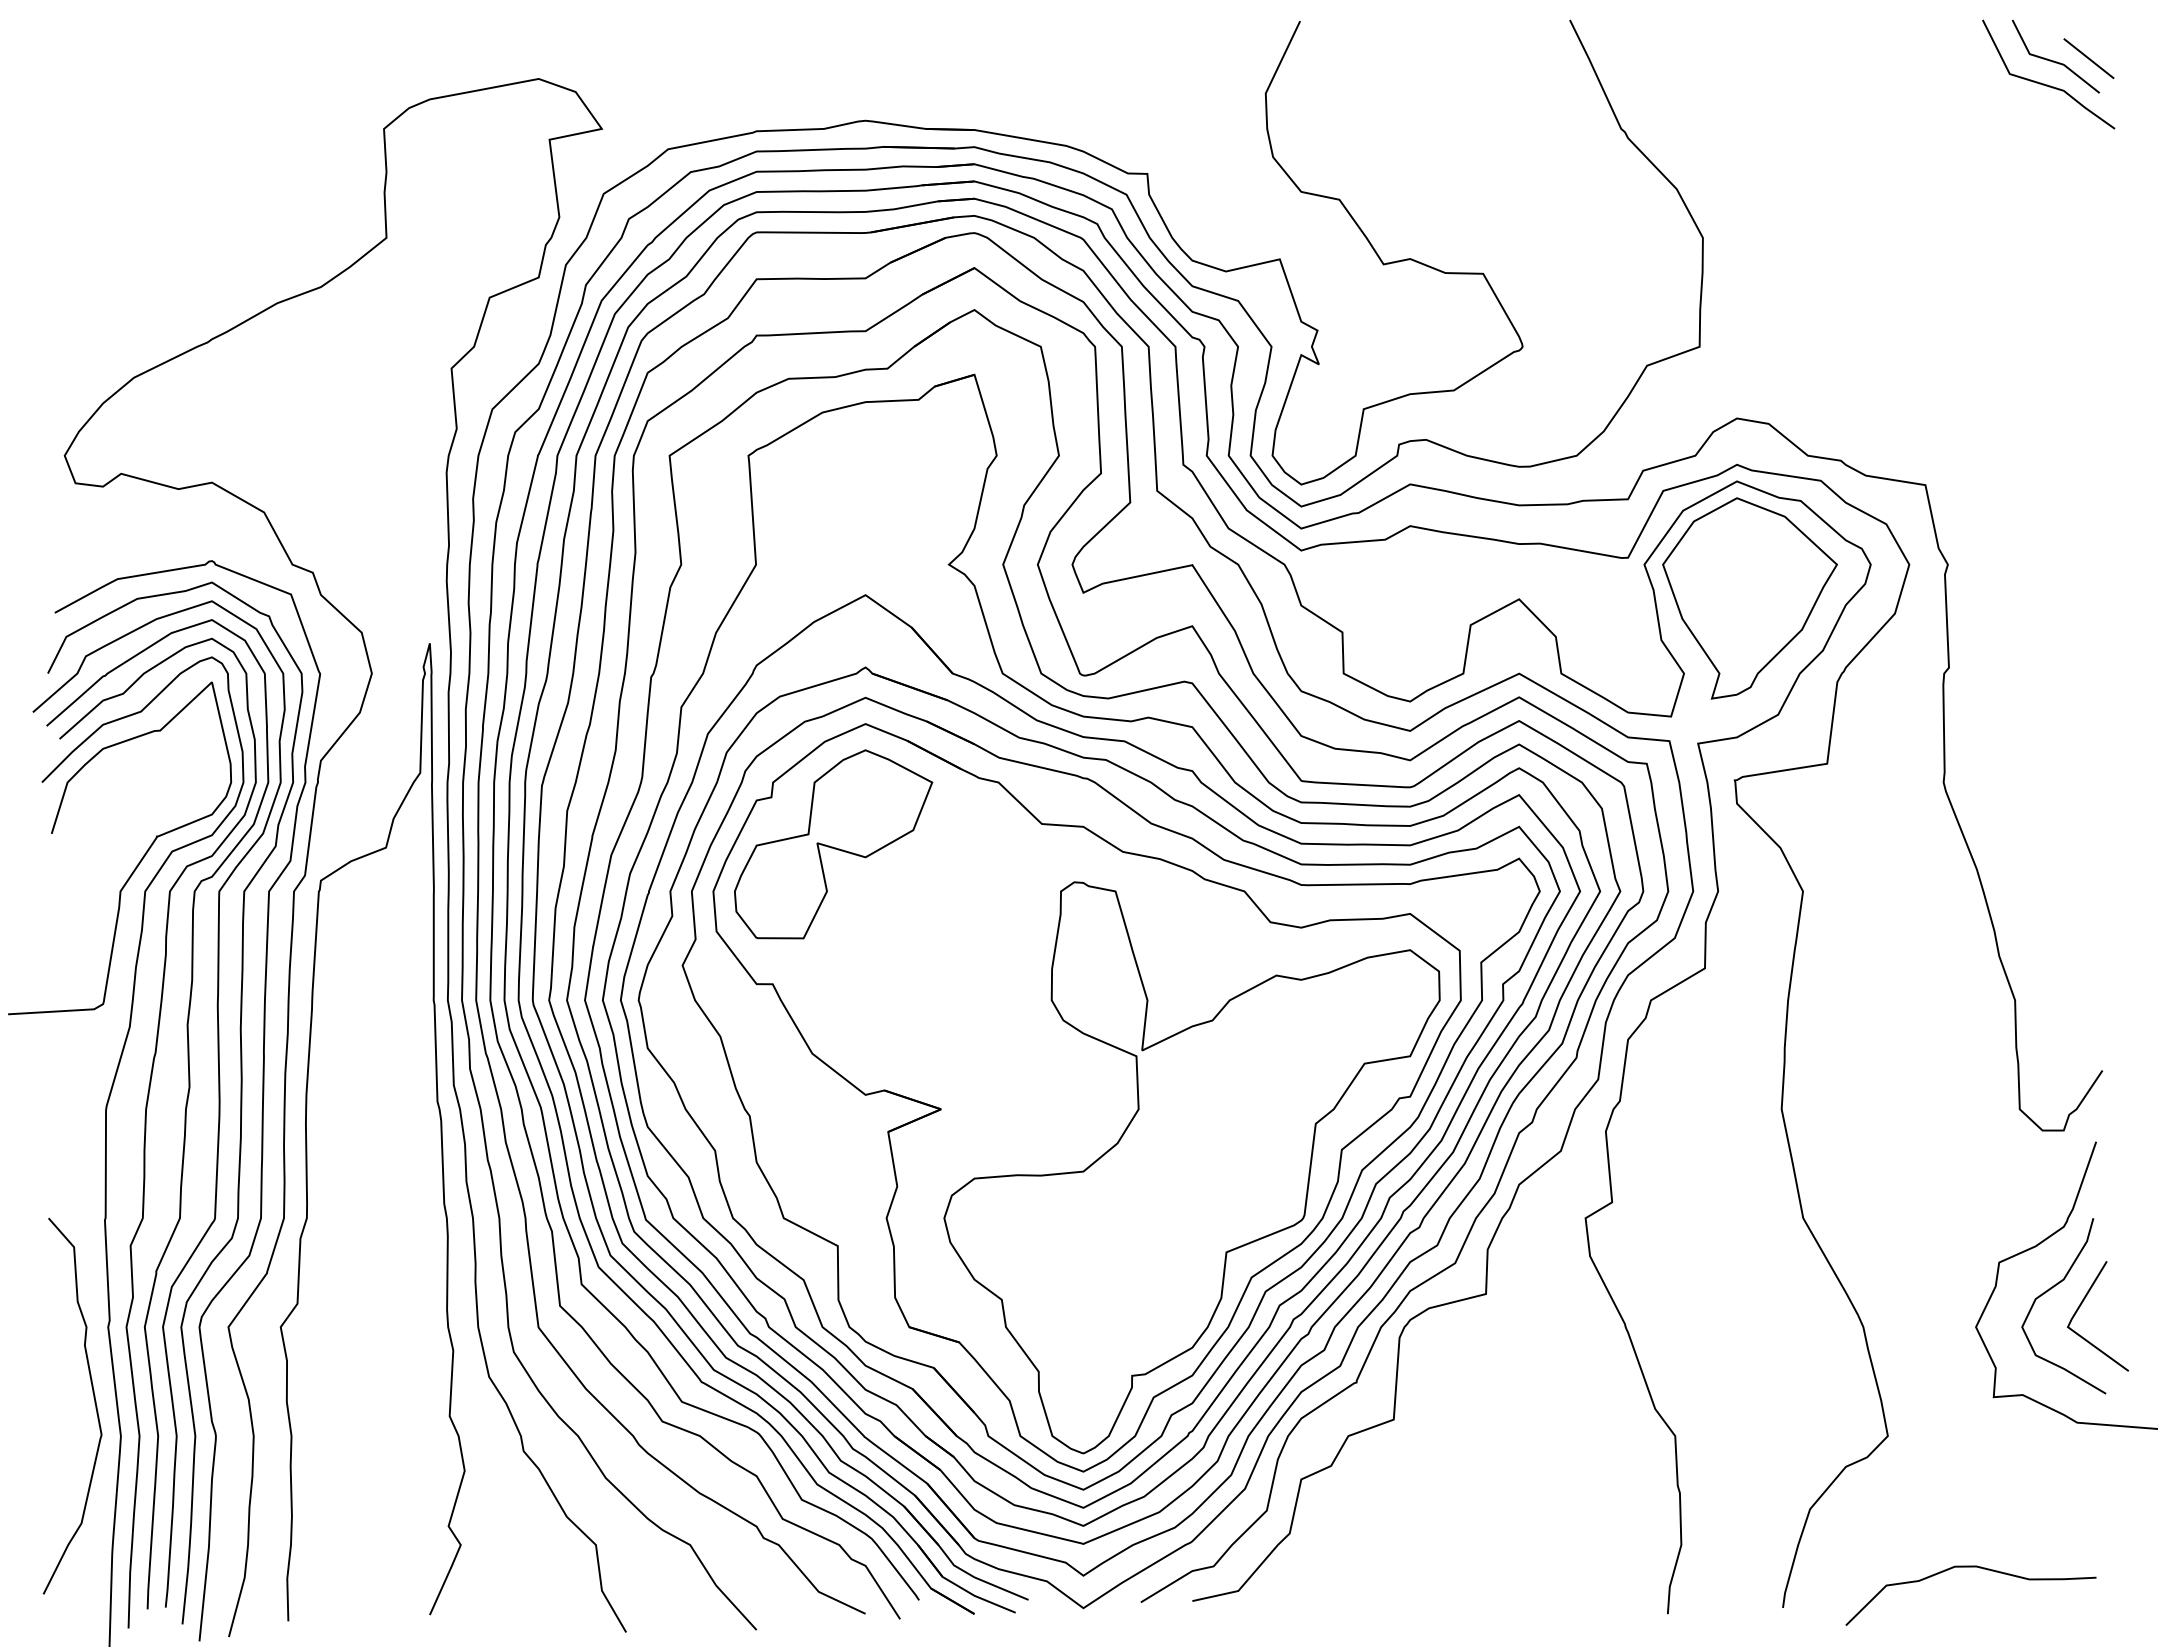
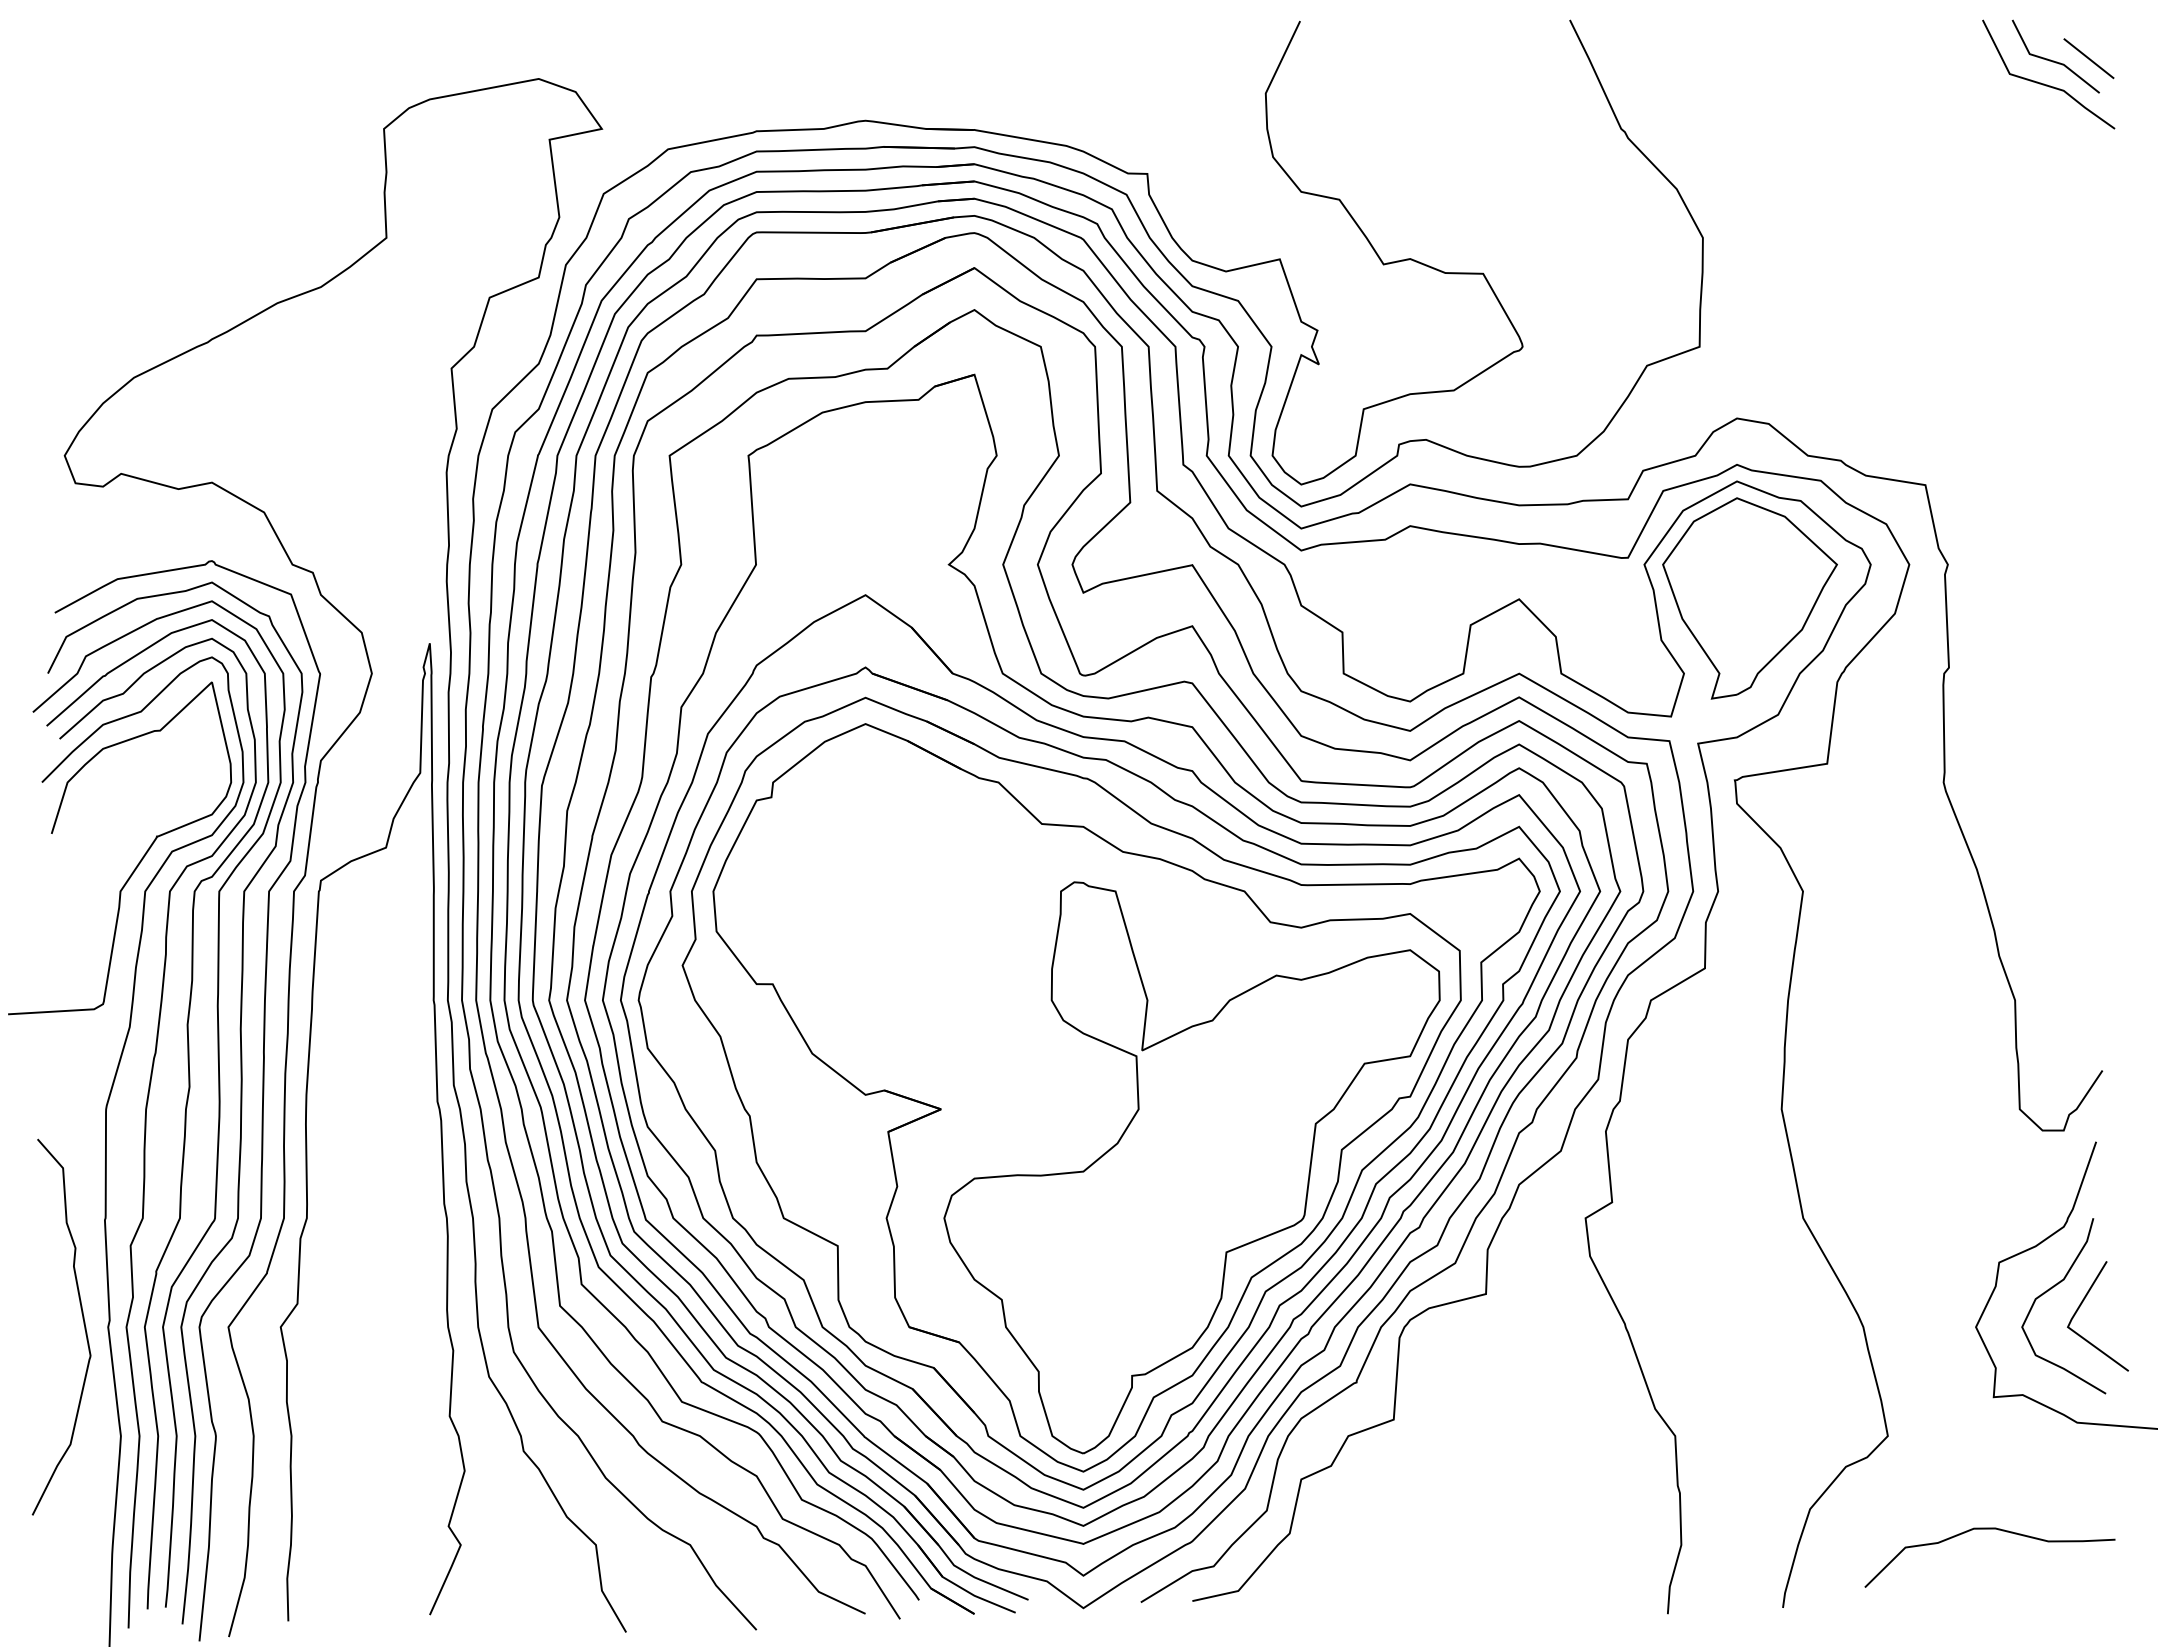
part: present -> none (833, 844)
curve position: (94, 1403) -> (83, 1324) (83, 1324)
curve position: (1970, 1567) -> (1989, 1529) (1989, 1529)
